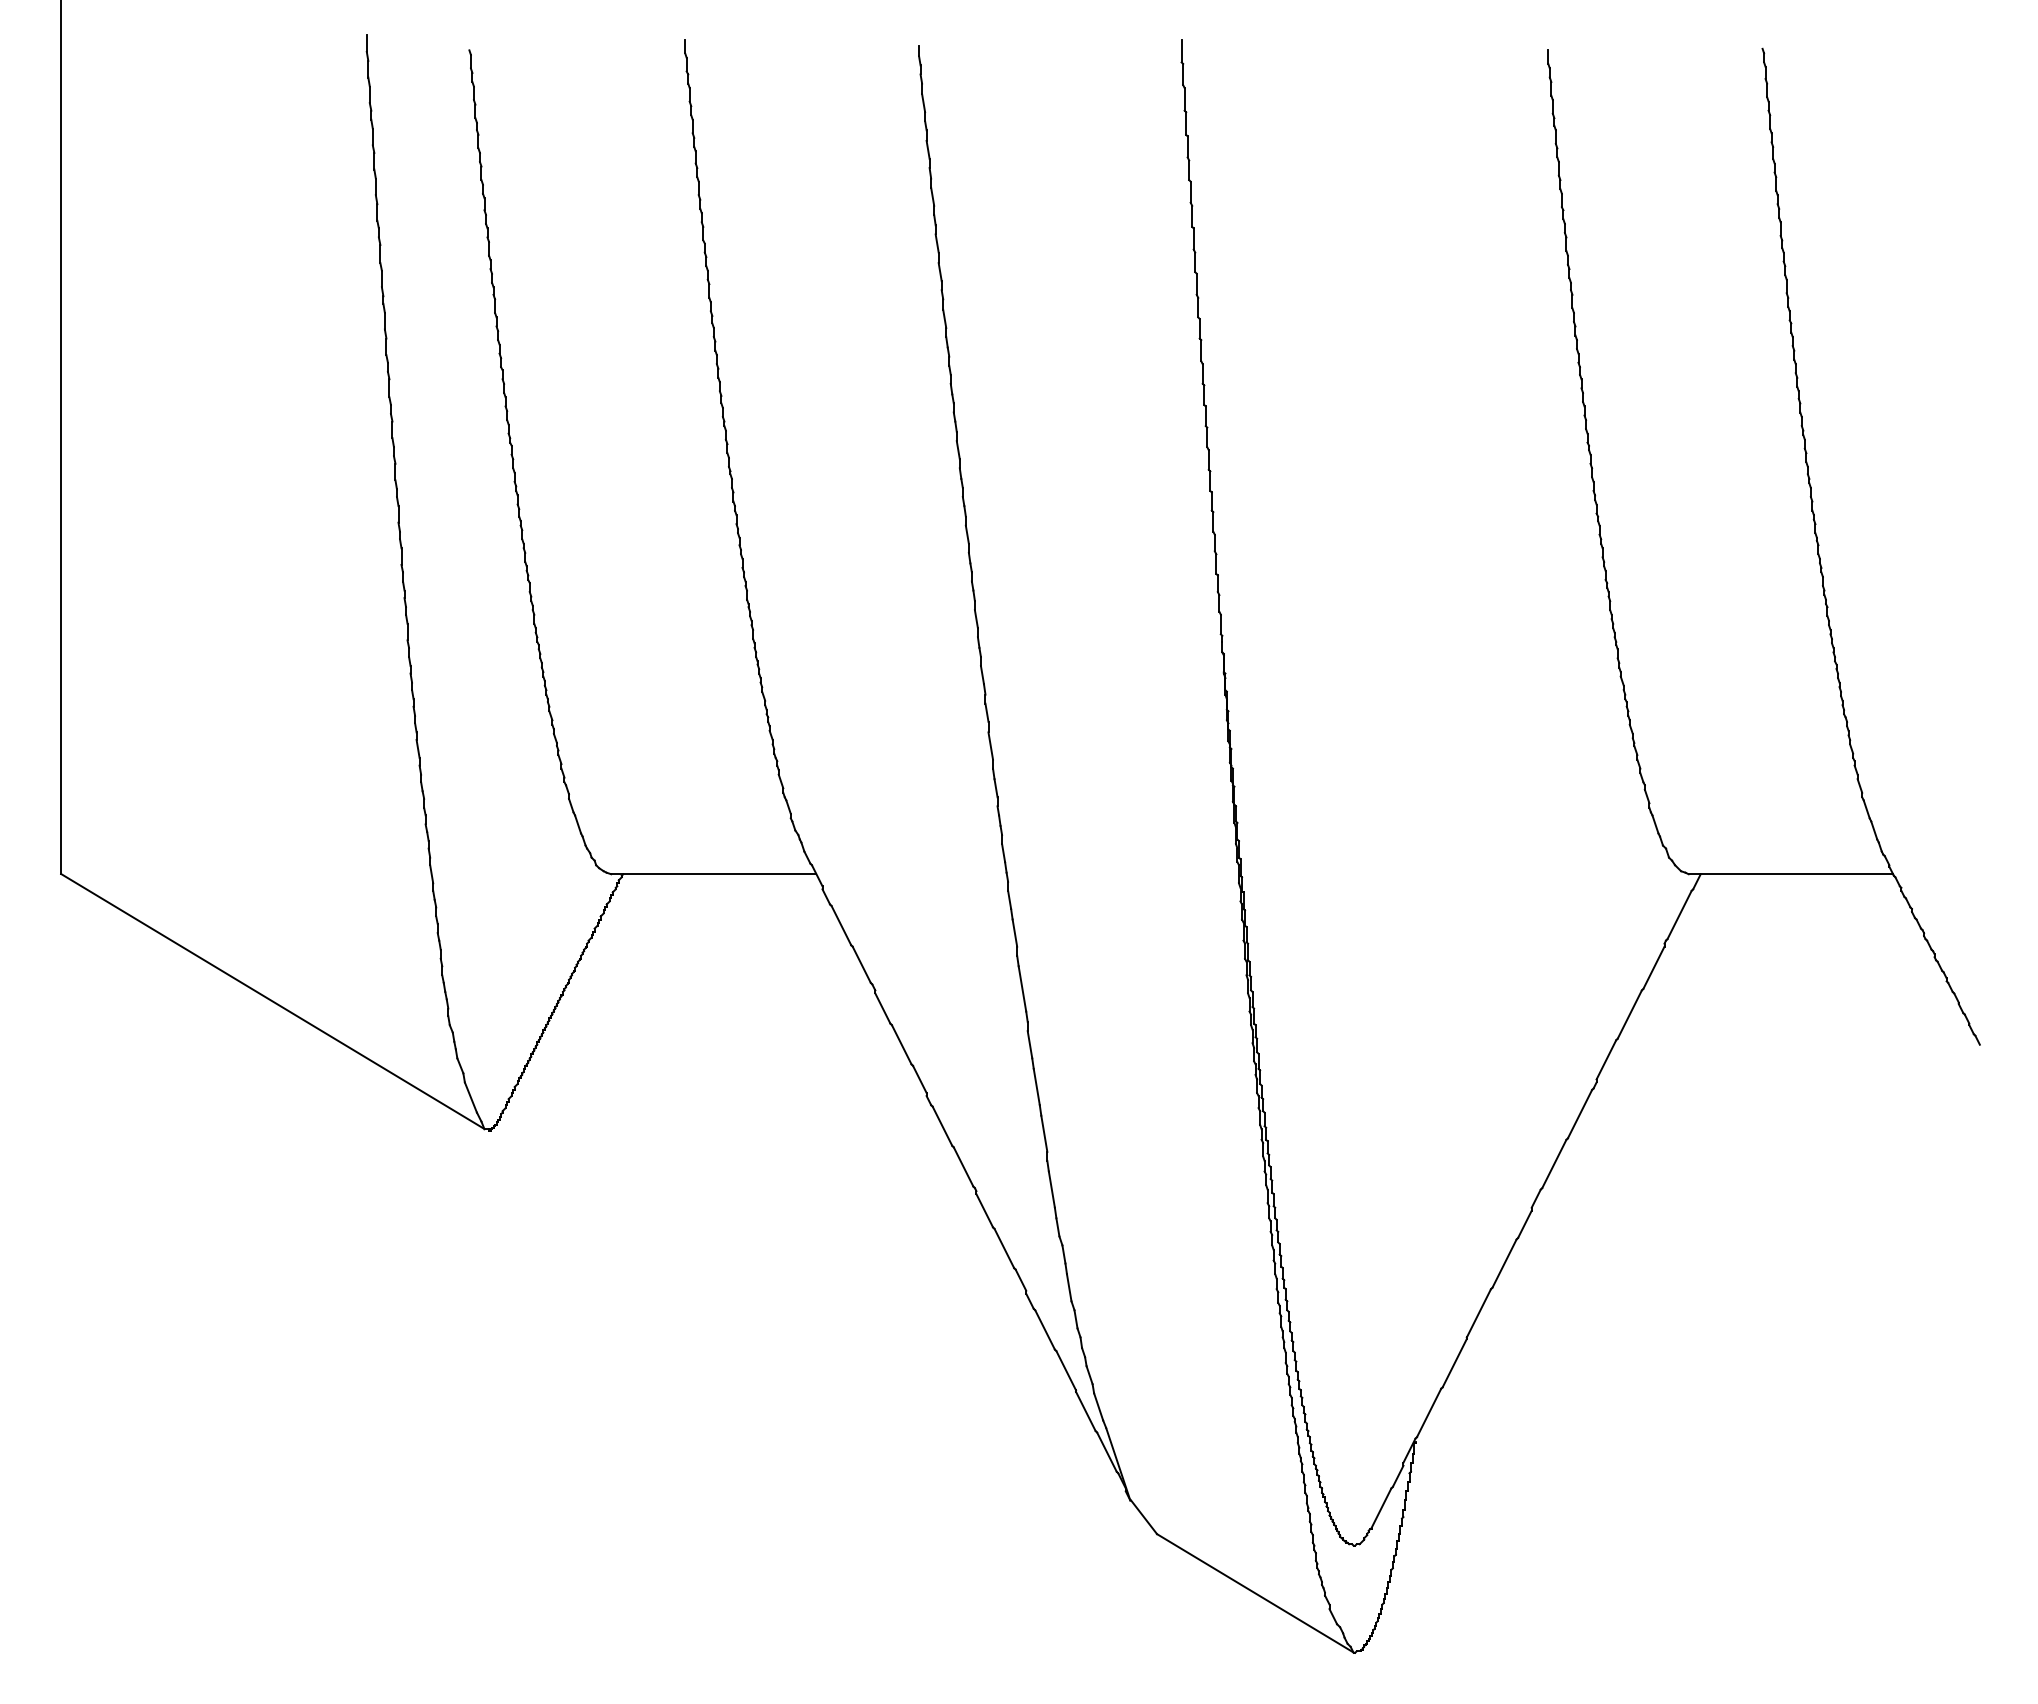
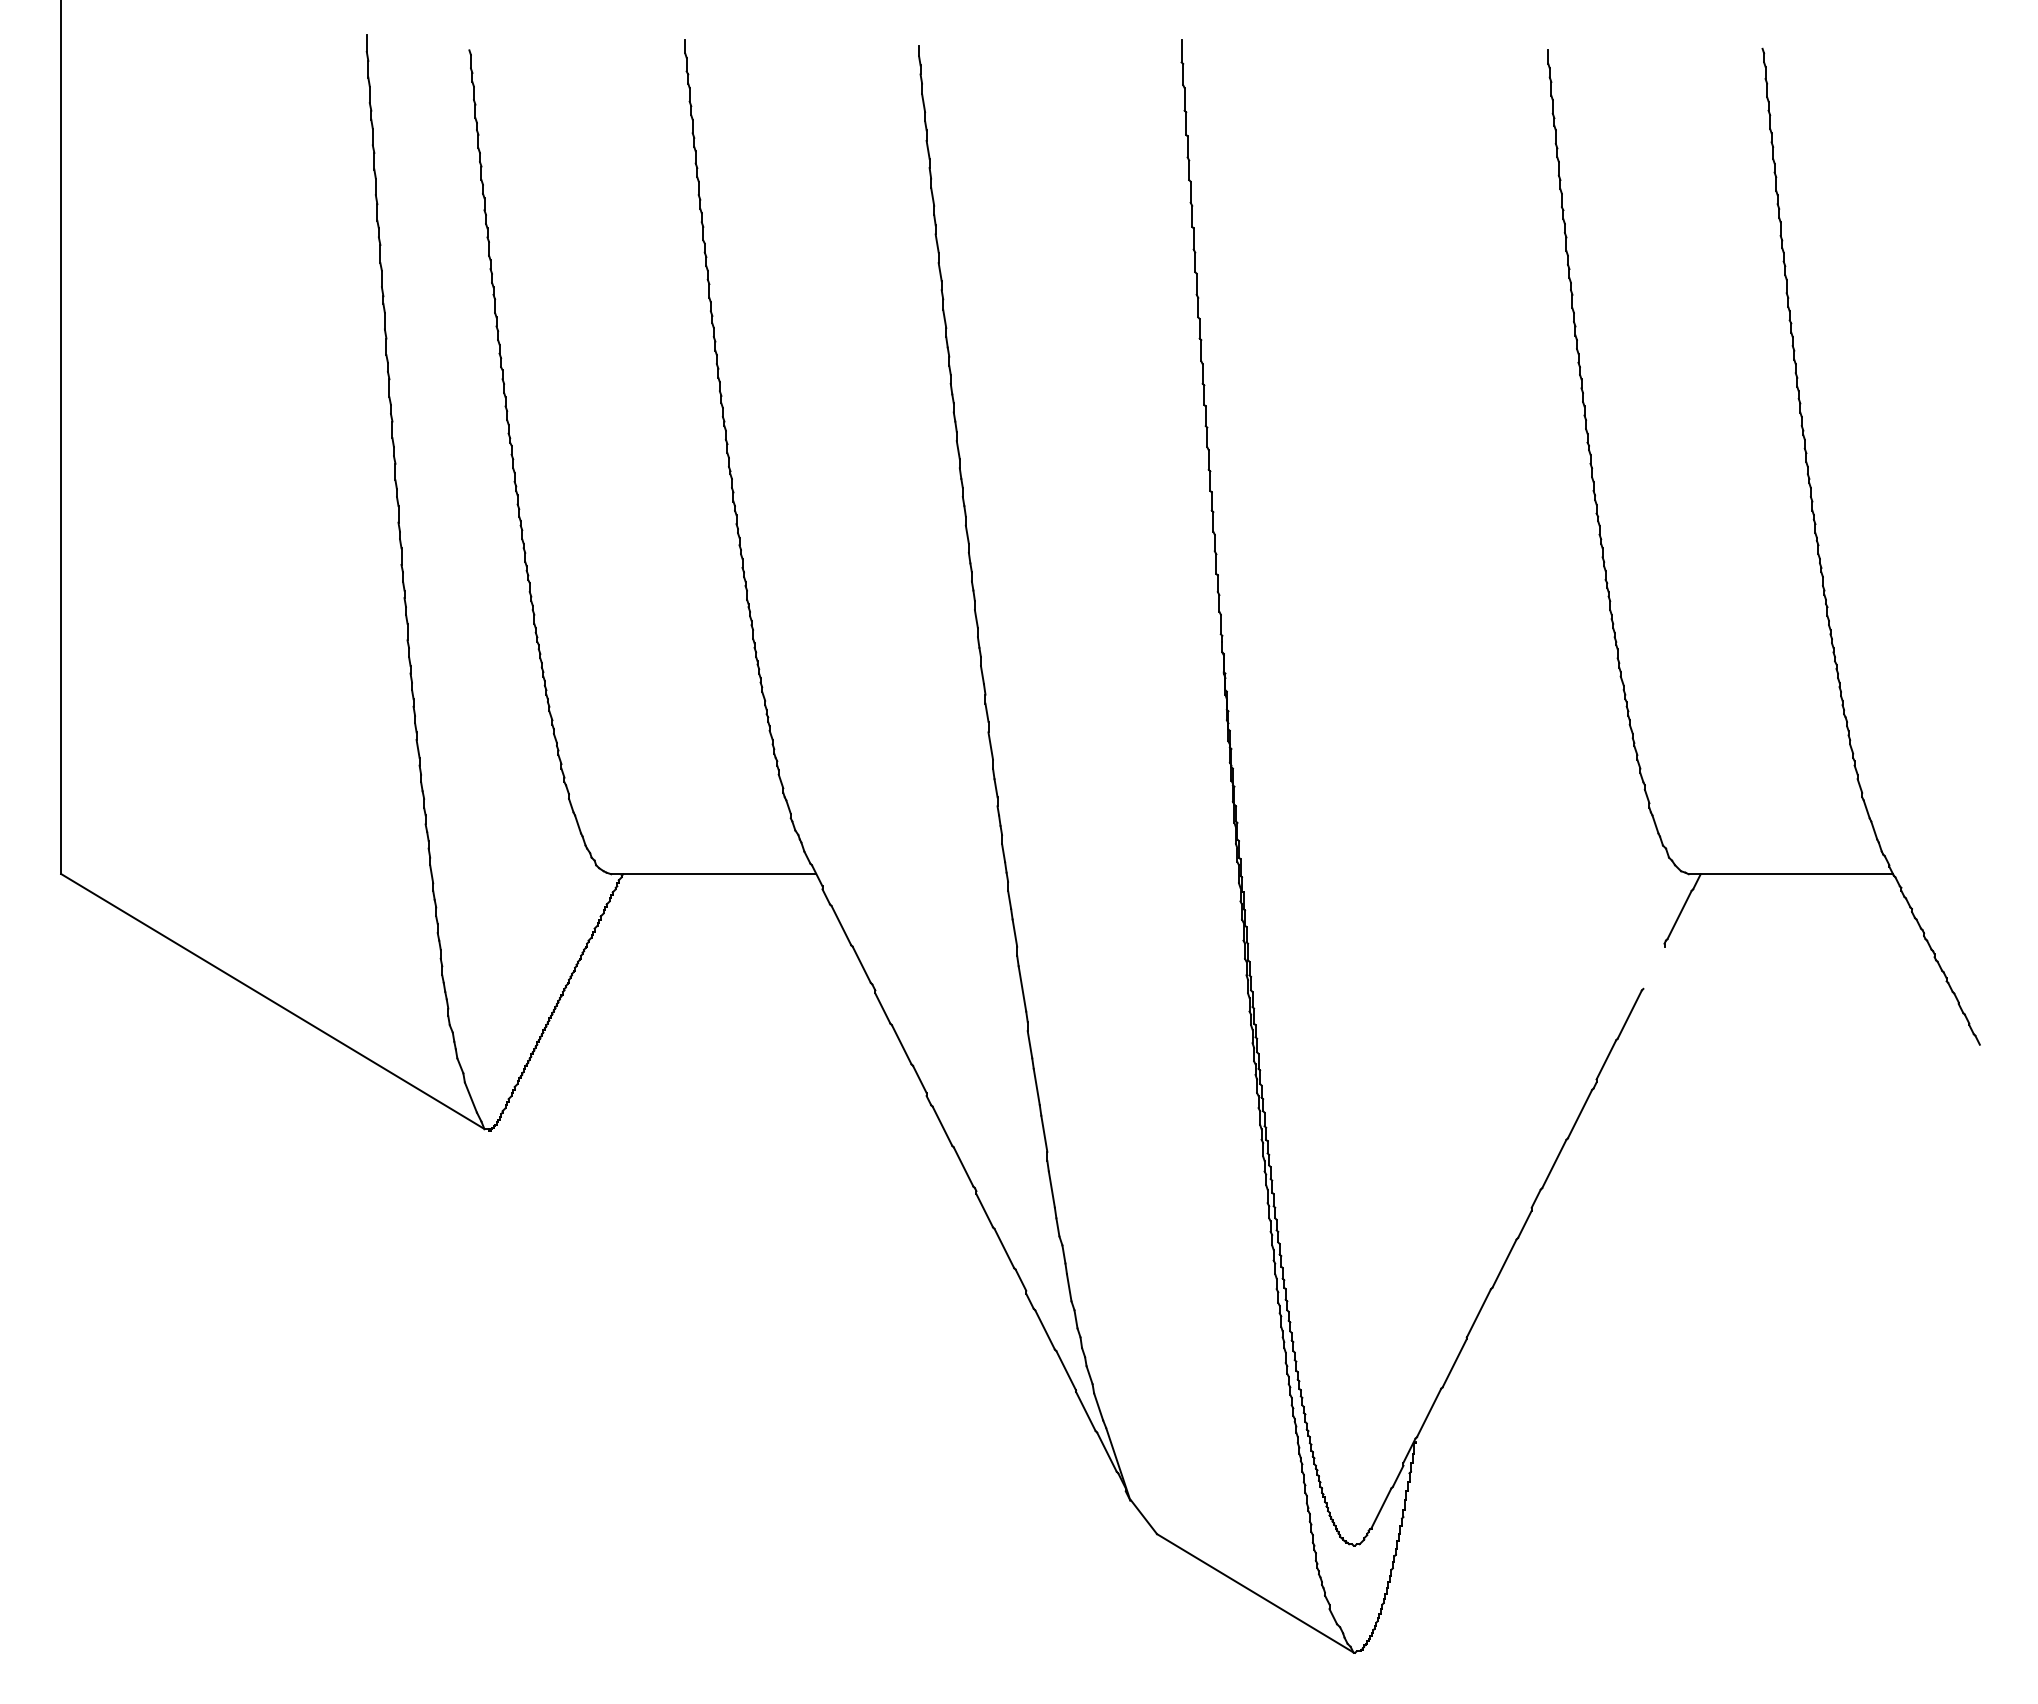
line: present -> none (1653, 967)
